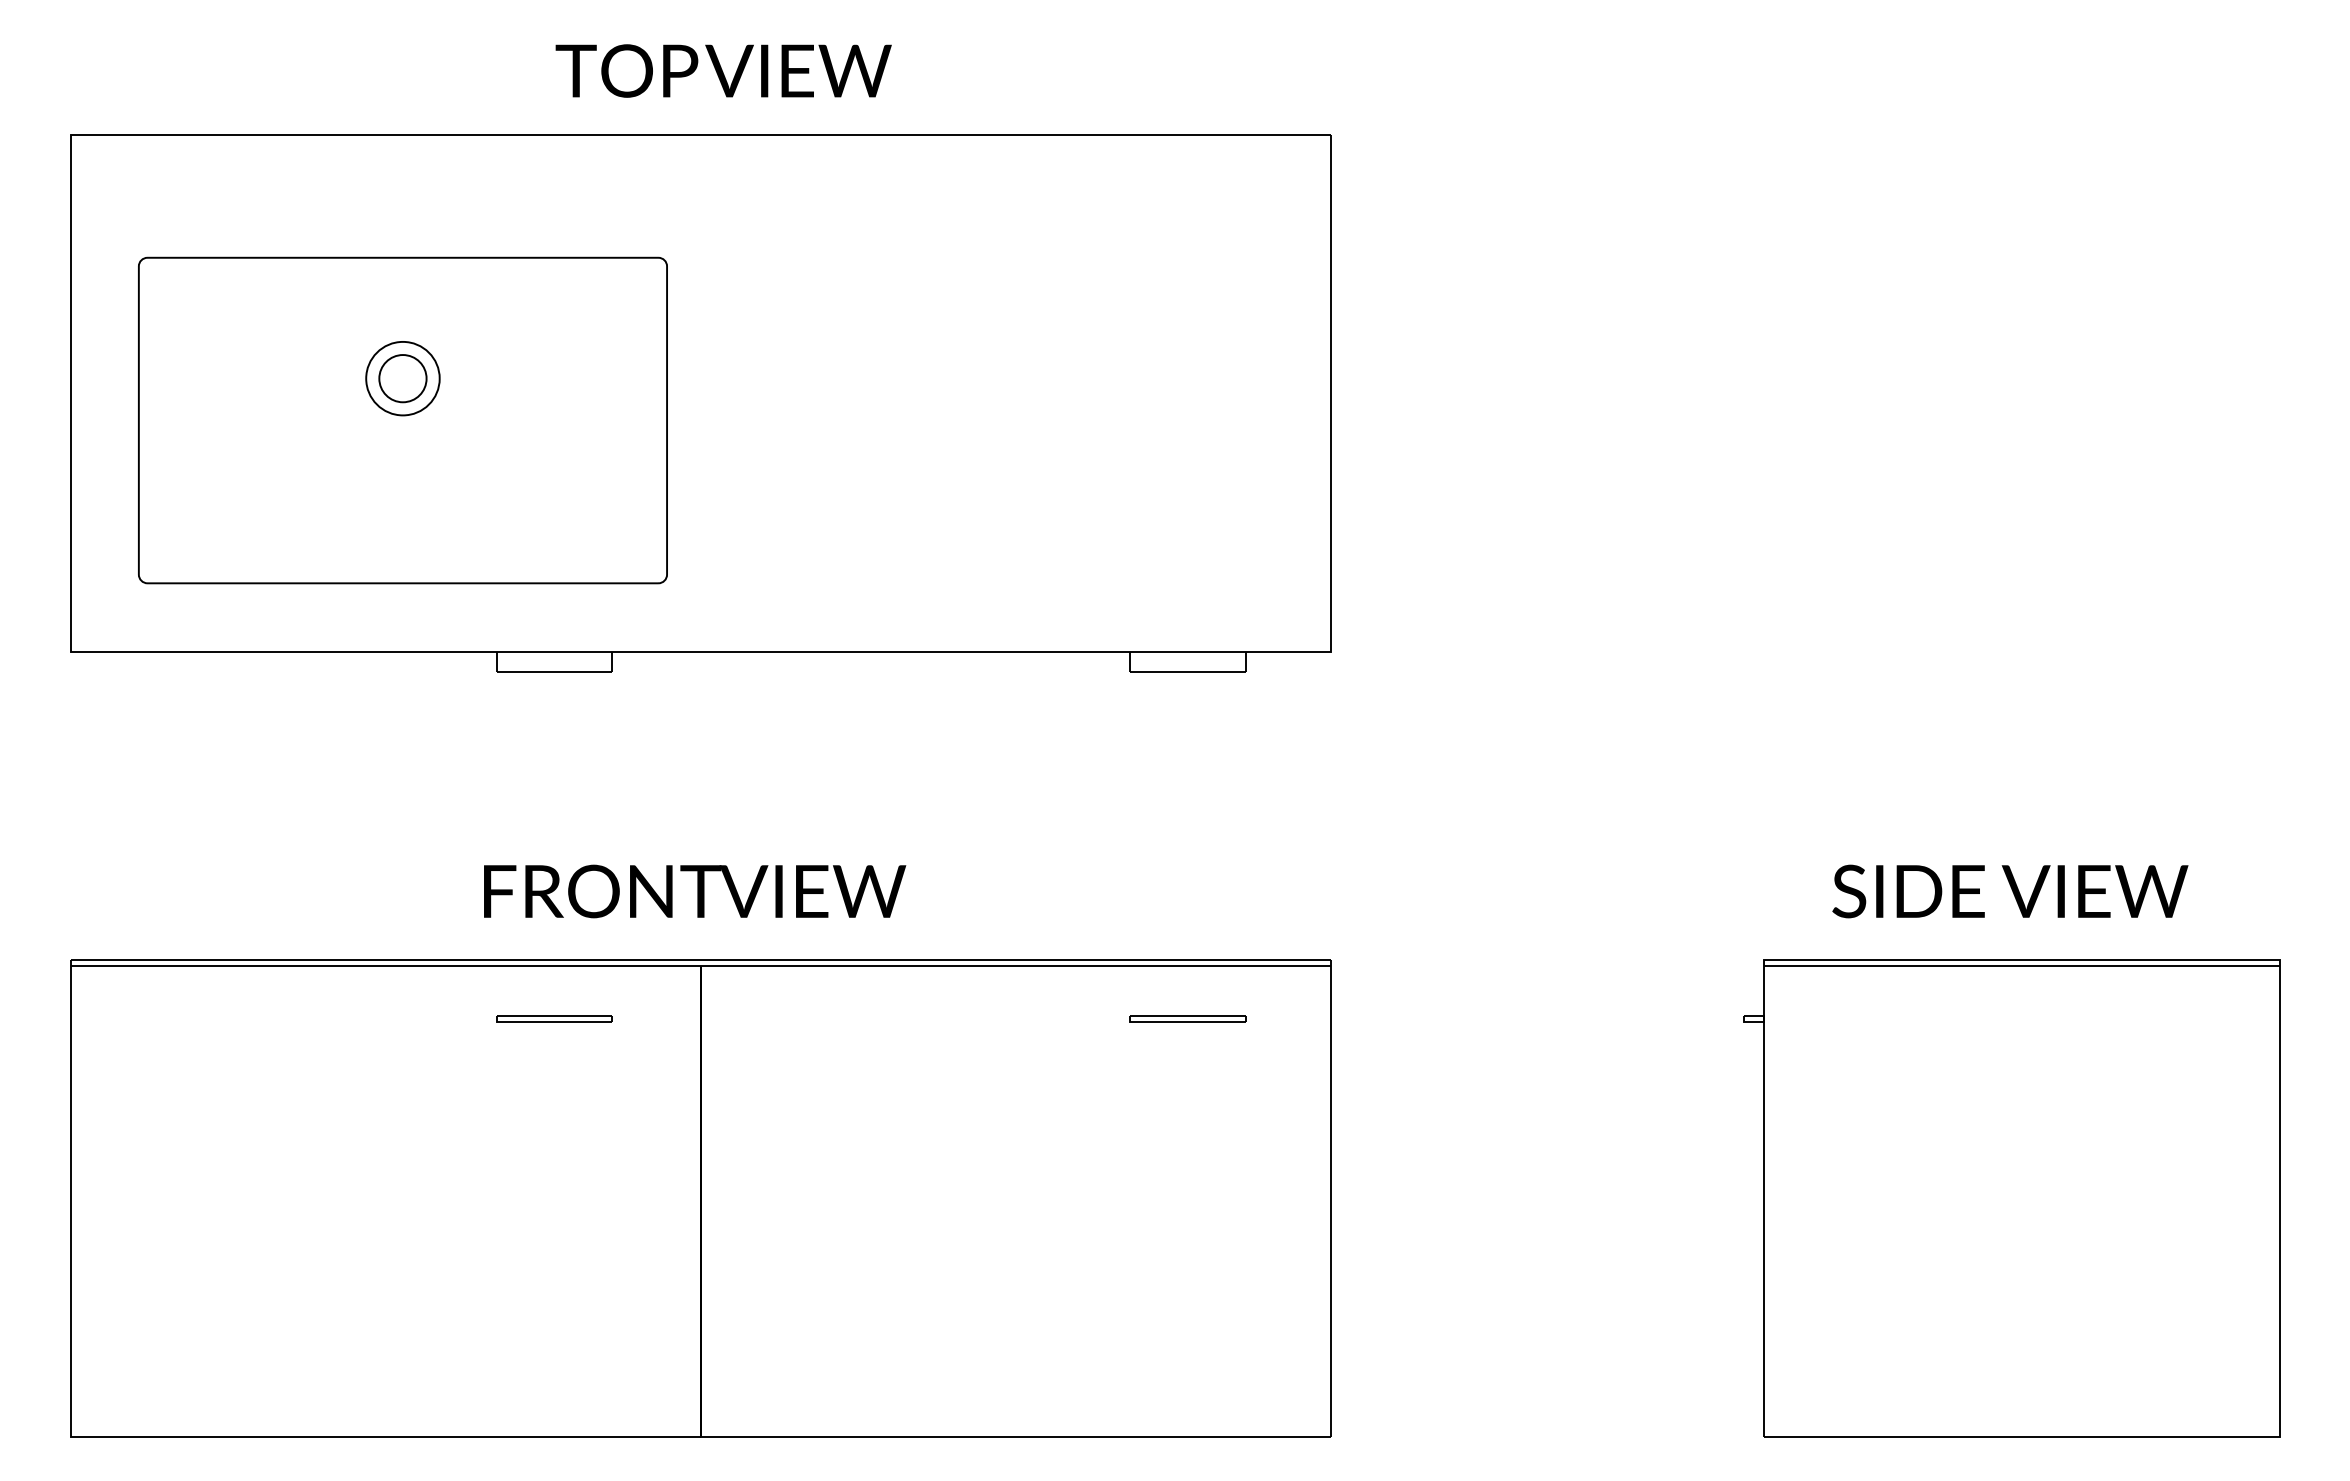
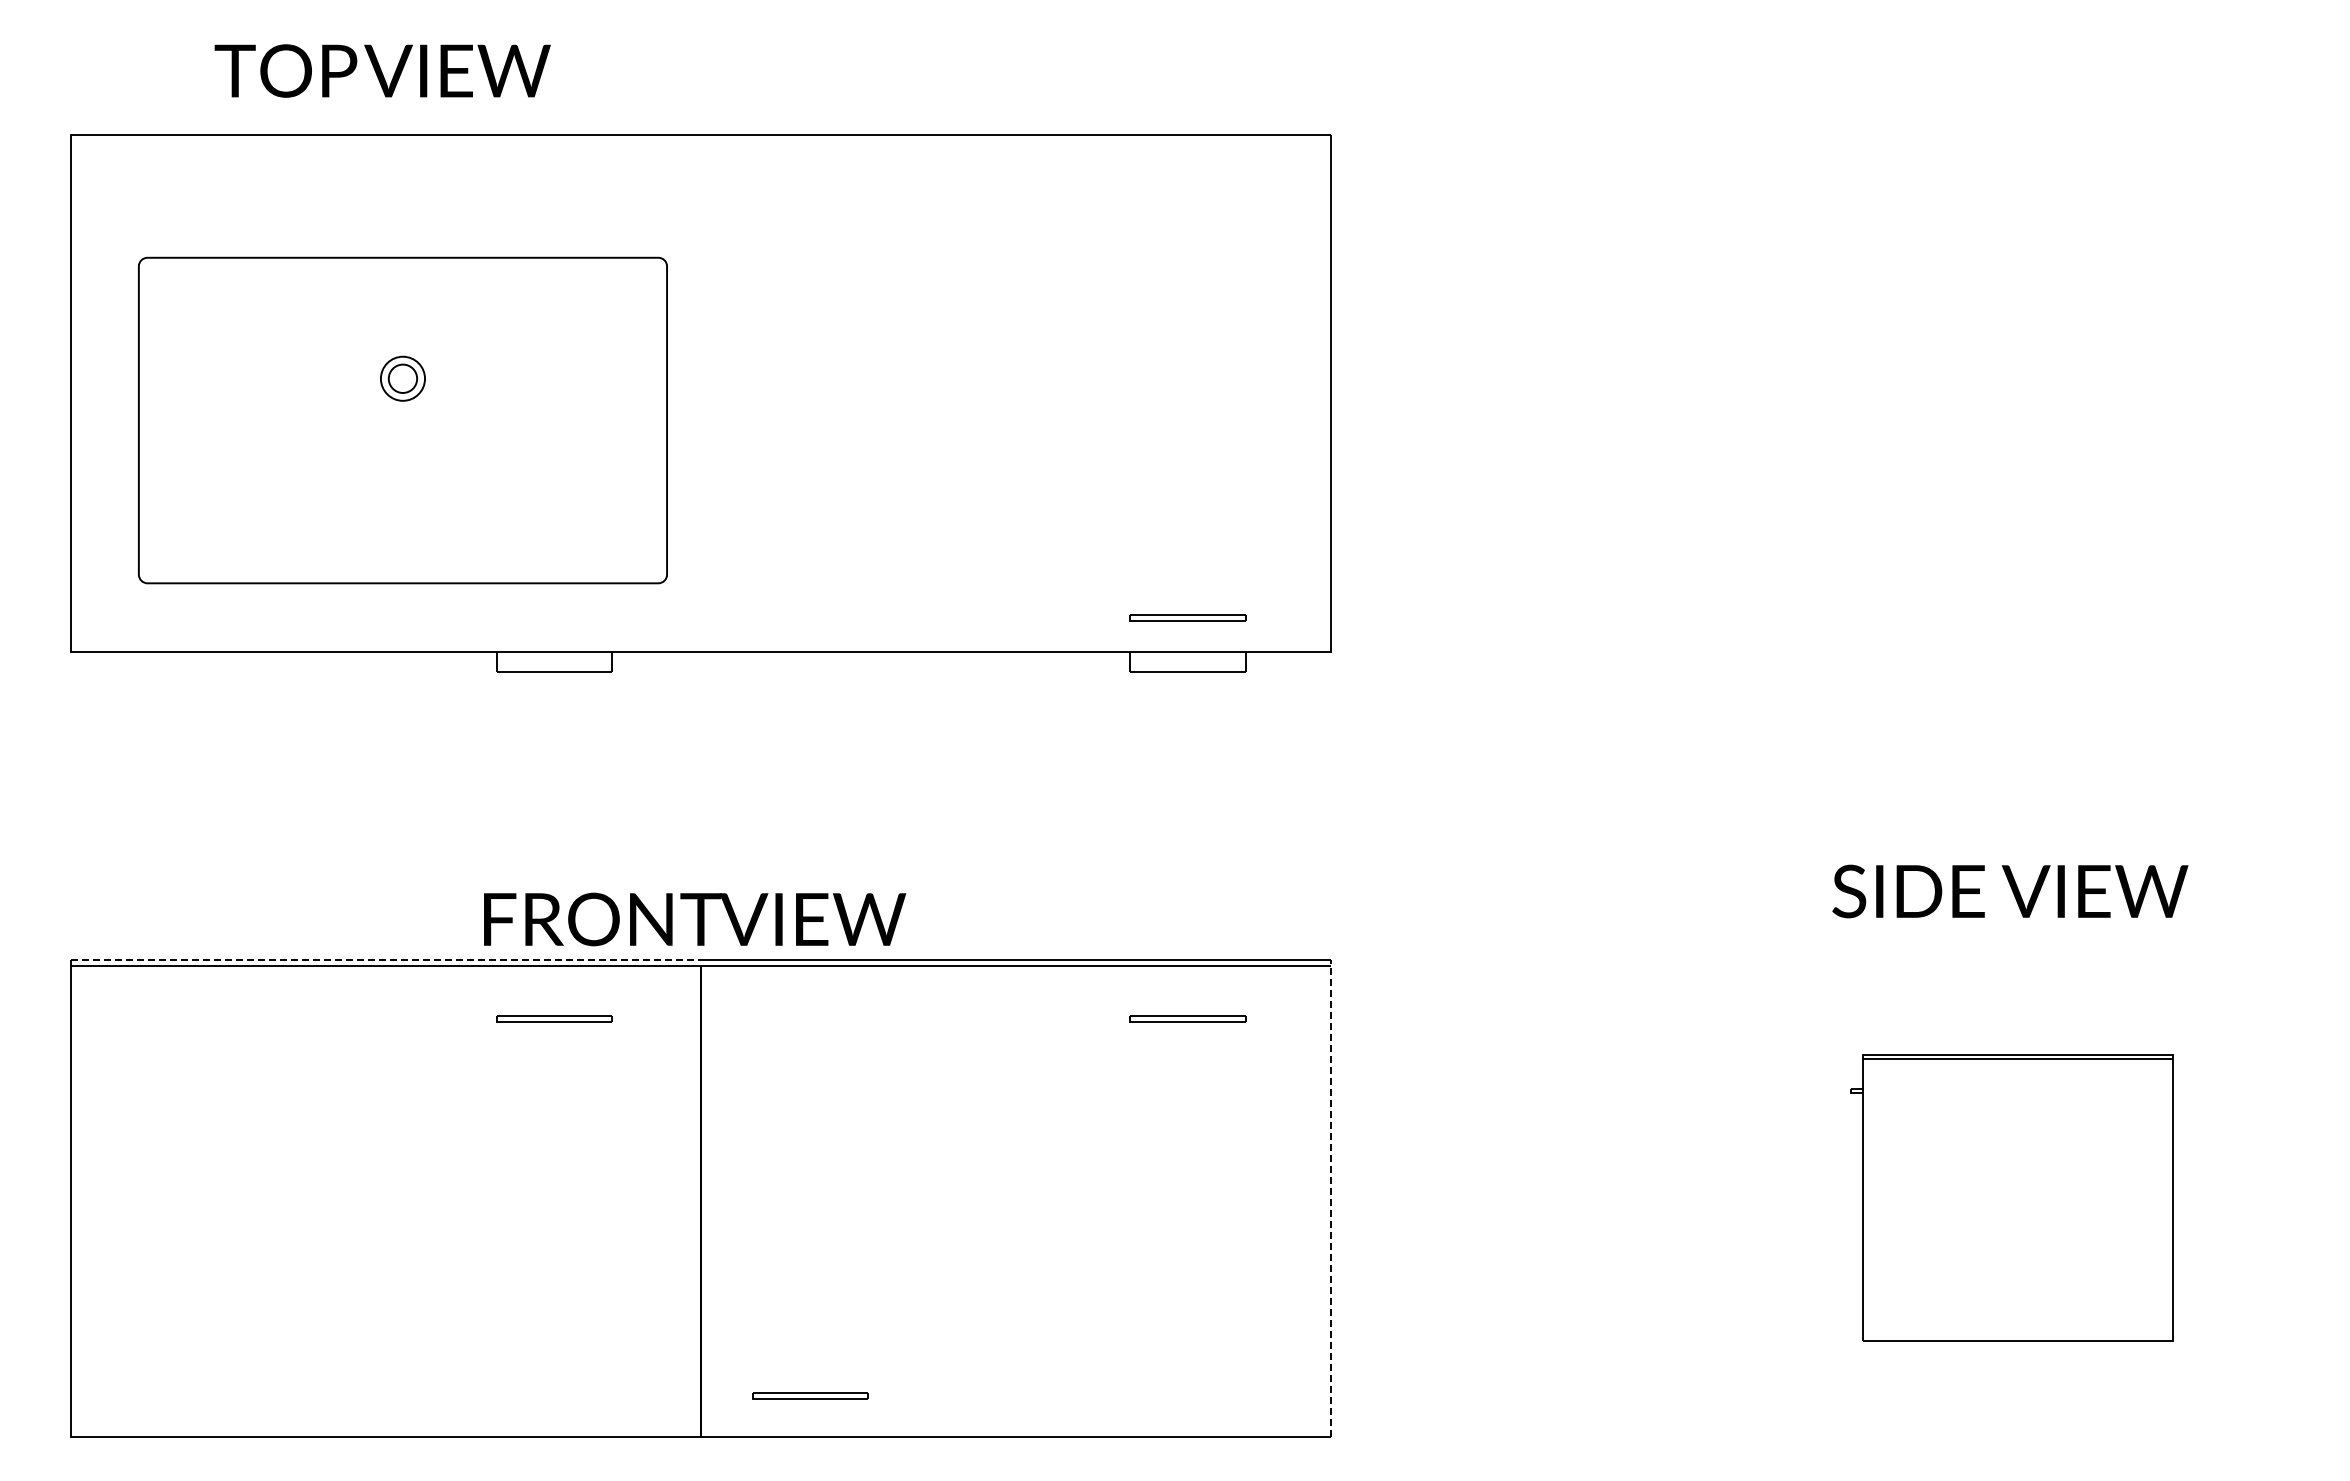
text position: (723, 70) -> (382, 70) (382, 70)
part size: 76x76 px -> 46x47 px (402, 378)
part: none -> present (1187, 617)
text position: (695, 891) -> (695, 919) (695, 919)
line: solid -> dashed (386, 960)
line: solid -> dashed (1330, 1197)
part size: 538x479 px -> 324x288 px (2011, 1197)
part: none -> present (810, 1395)
